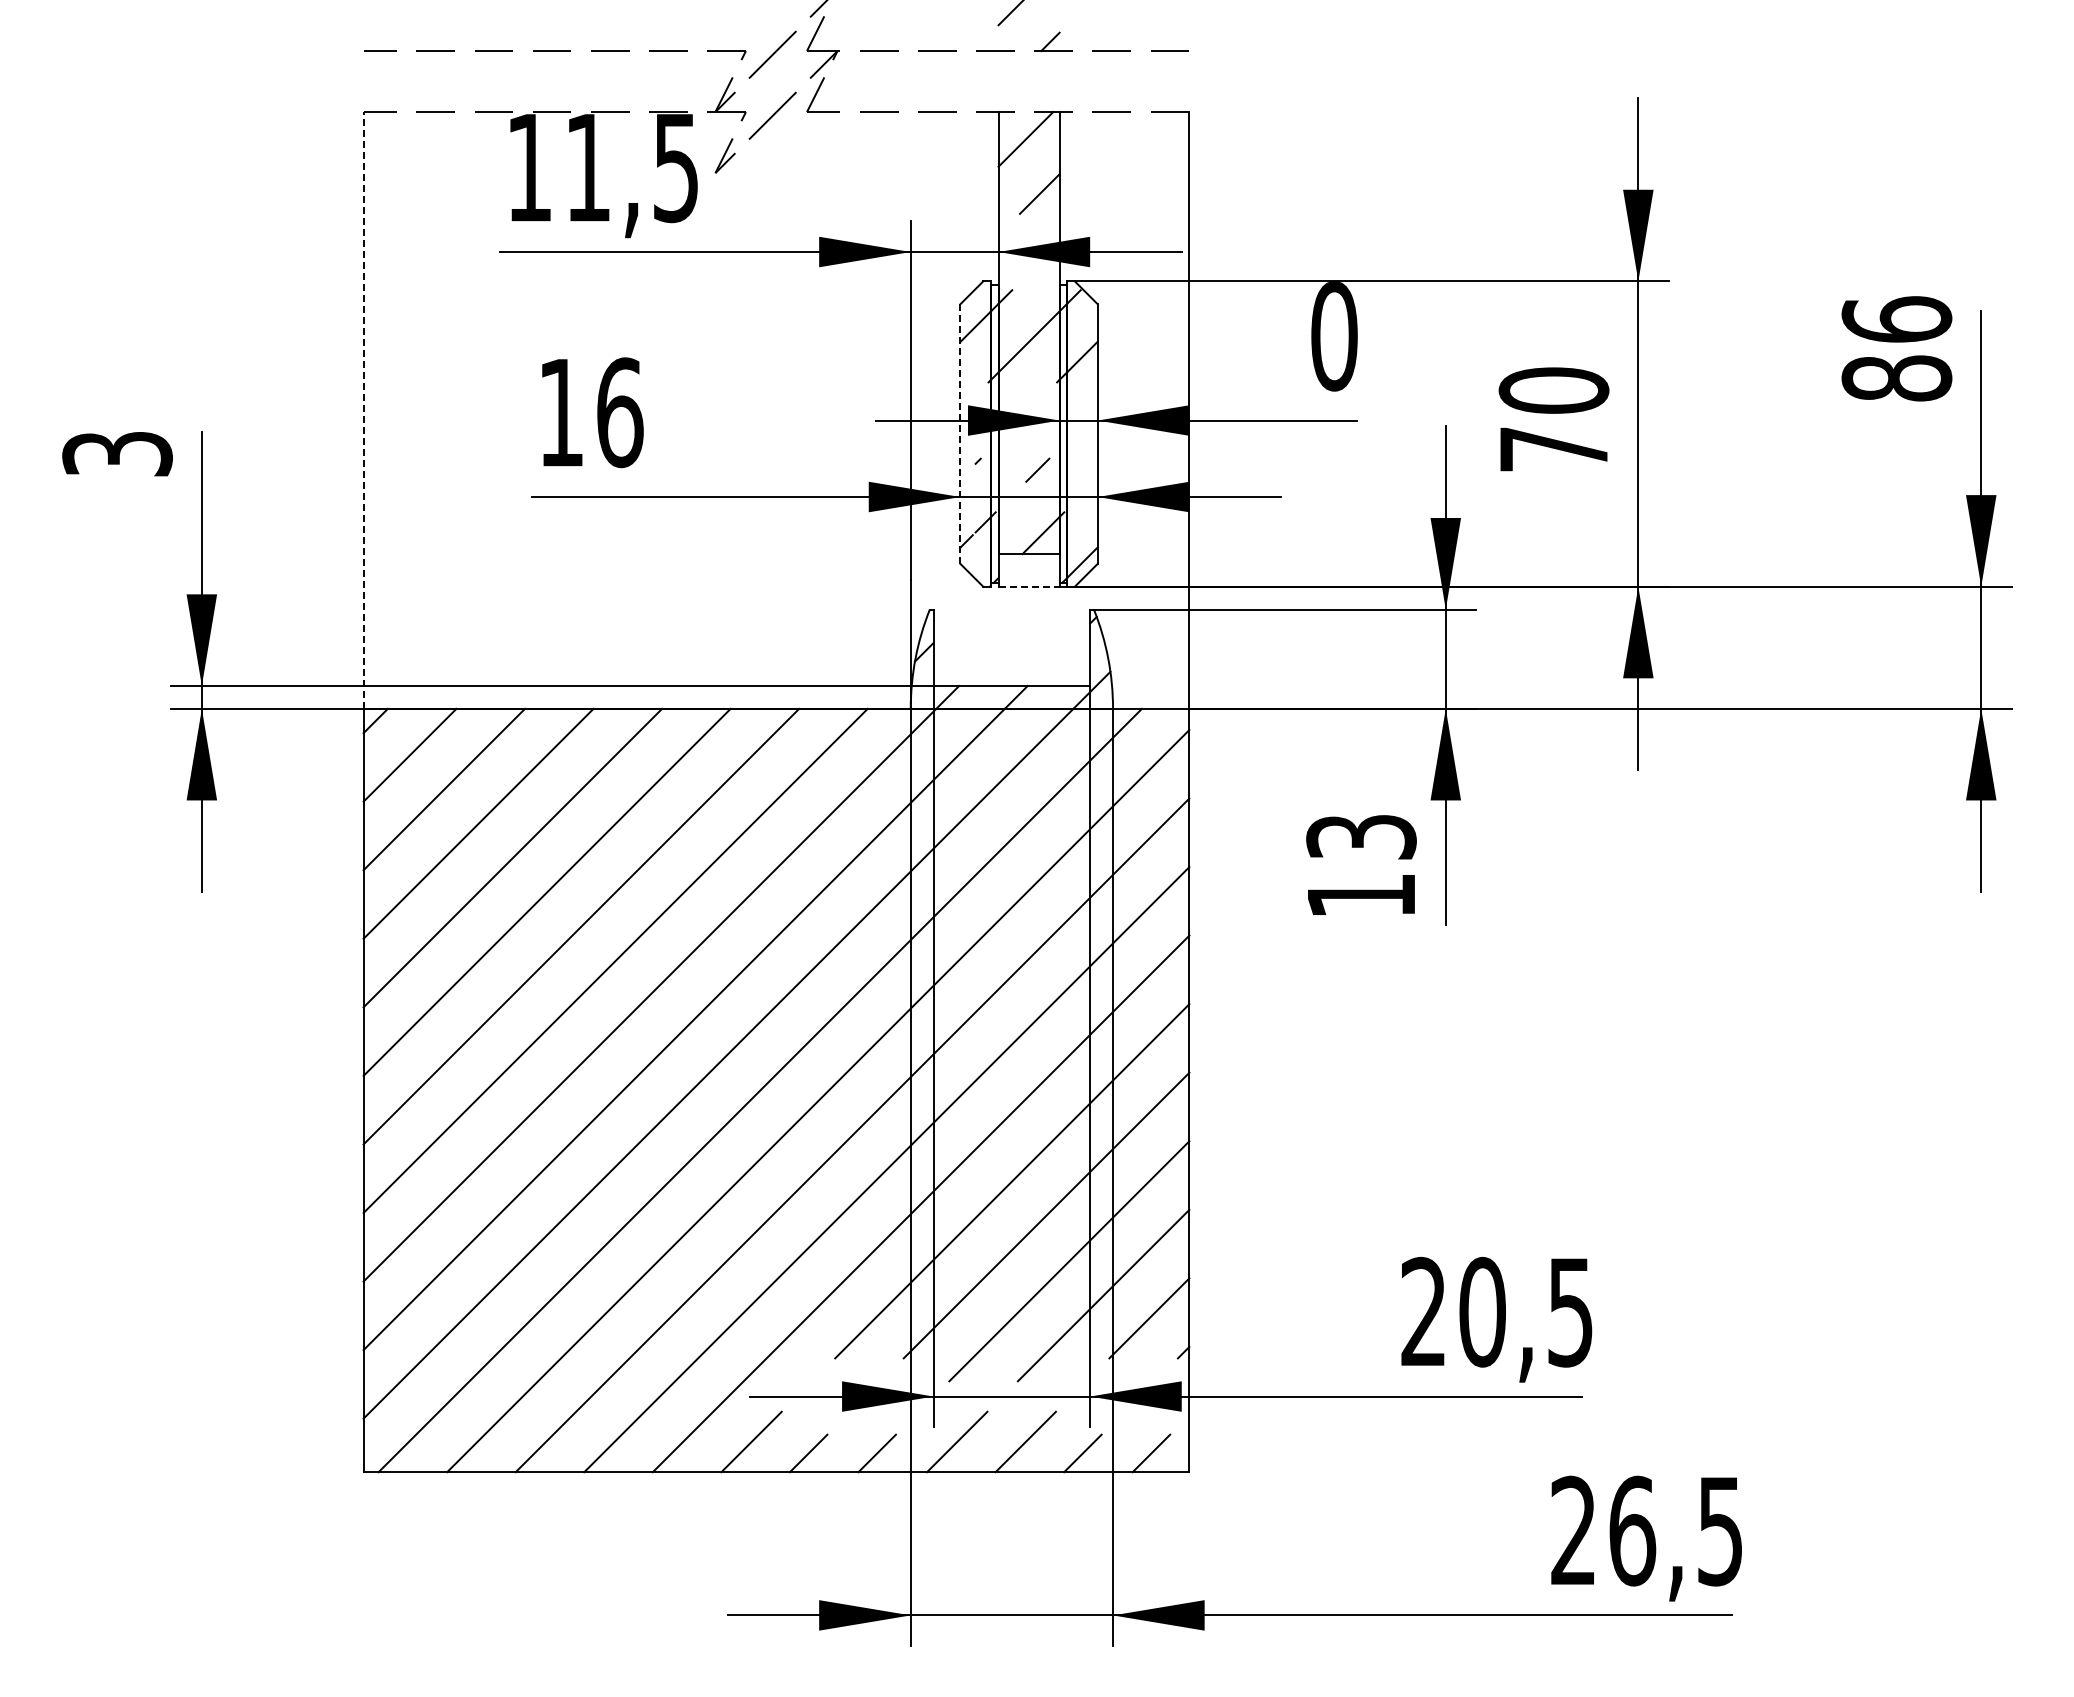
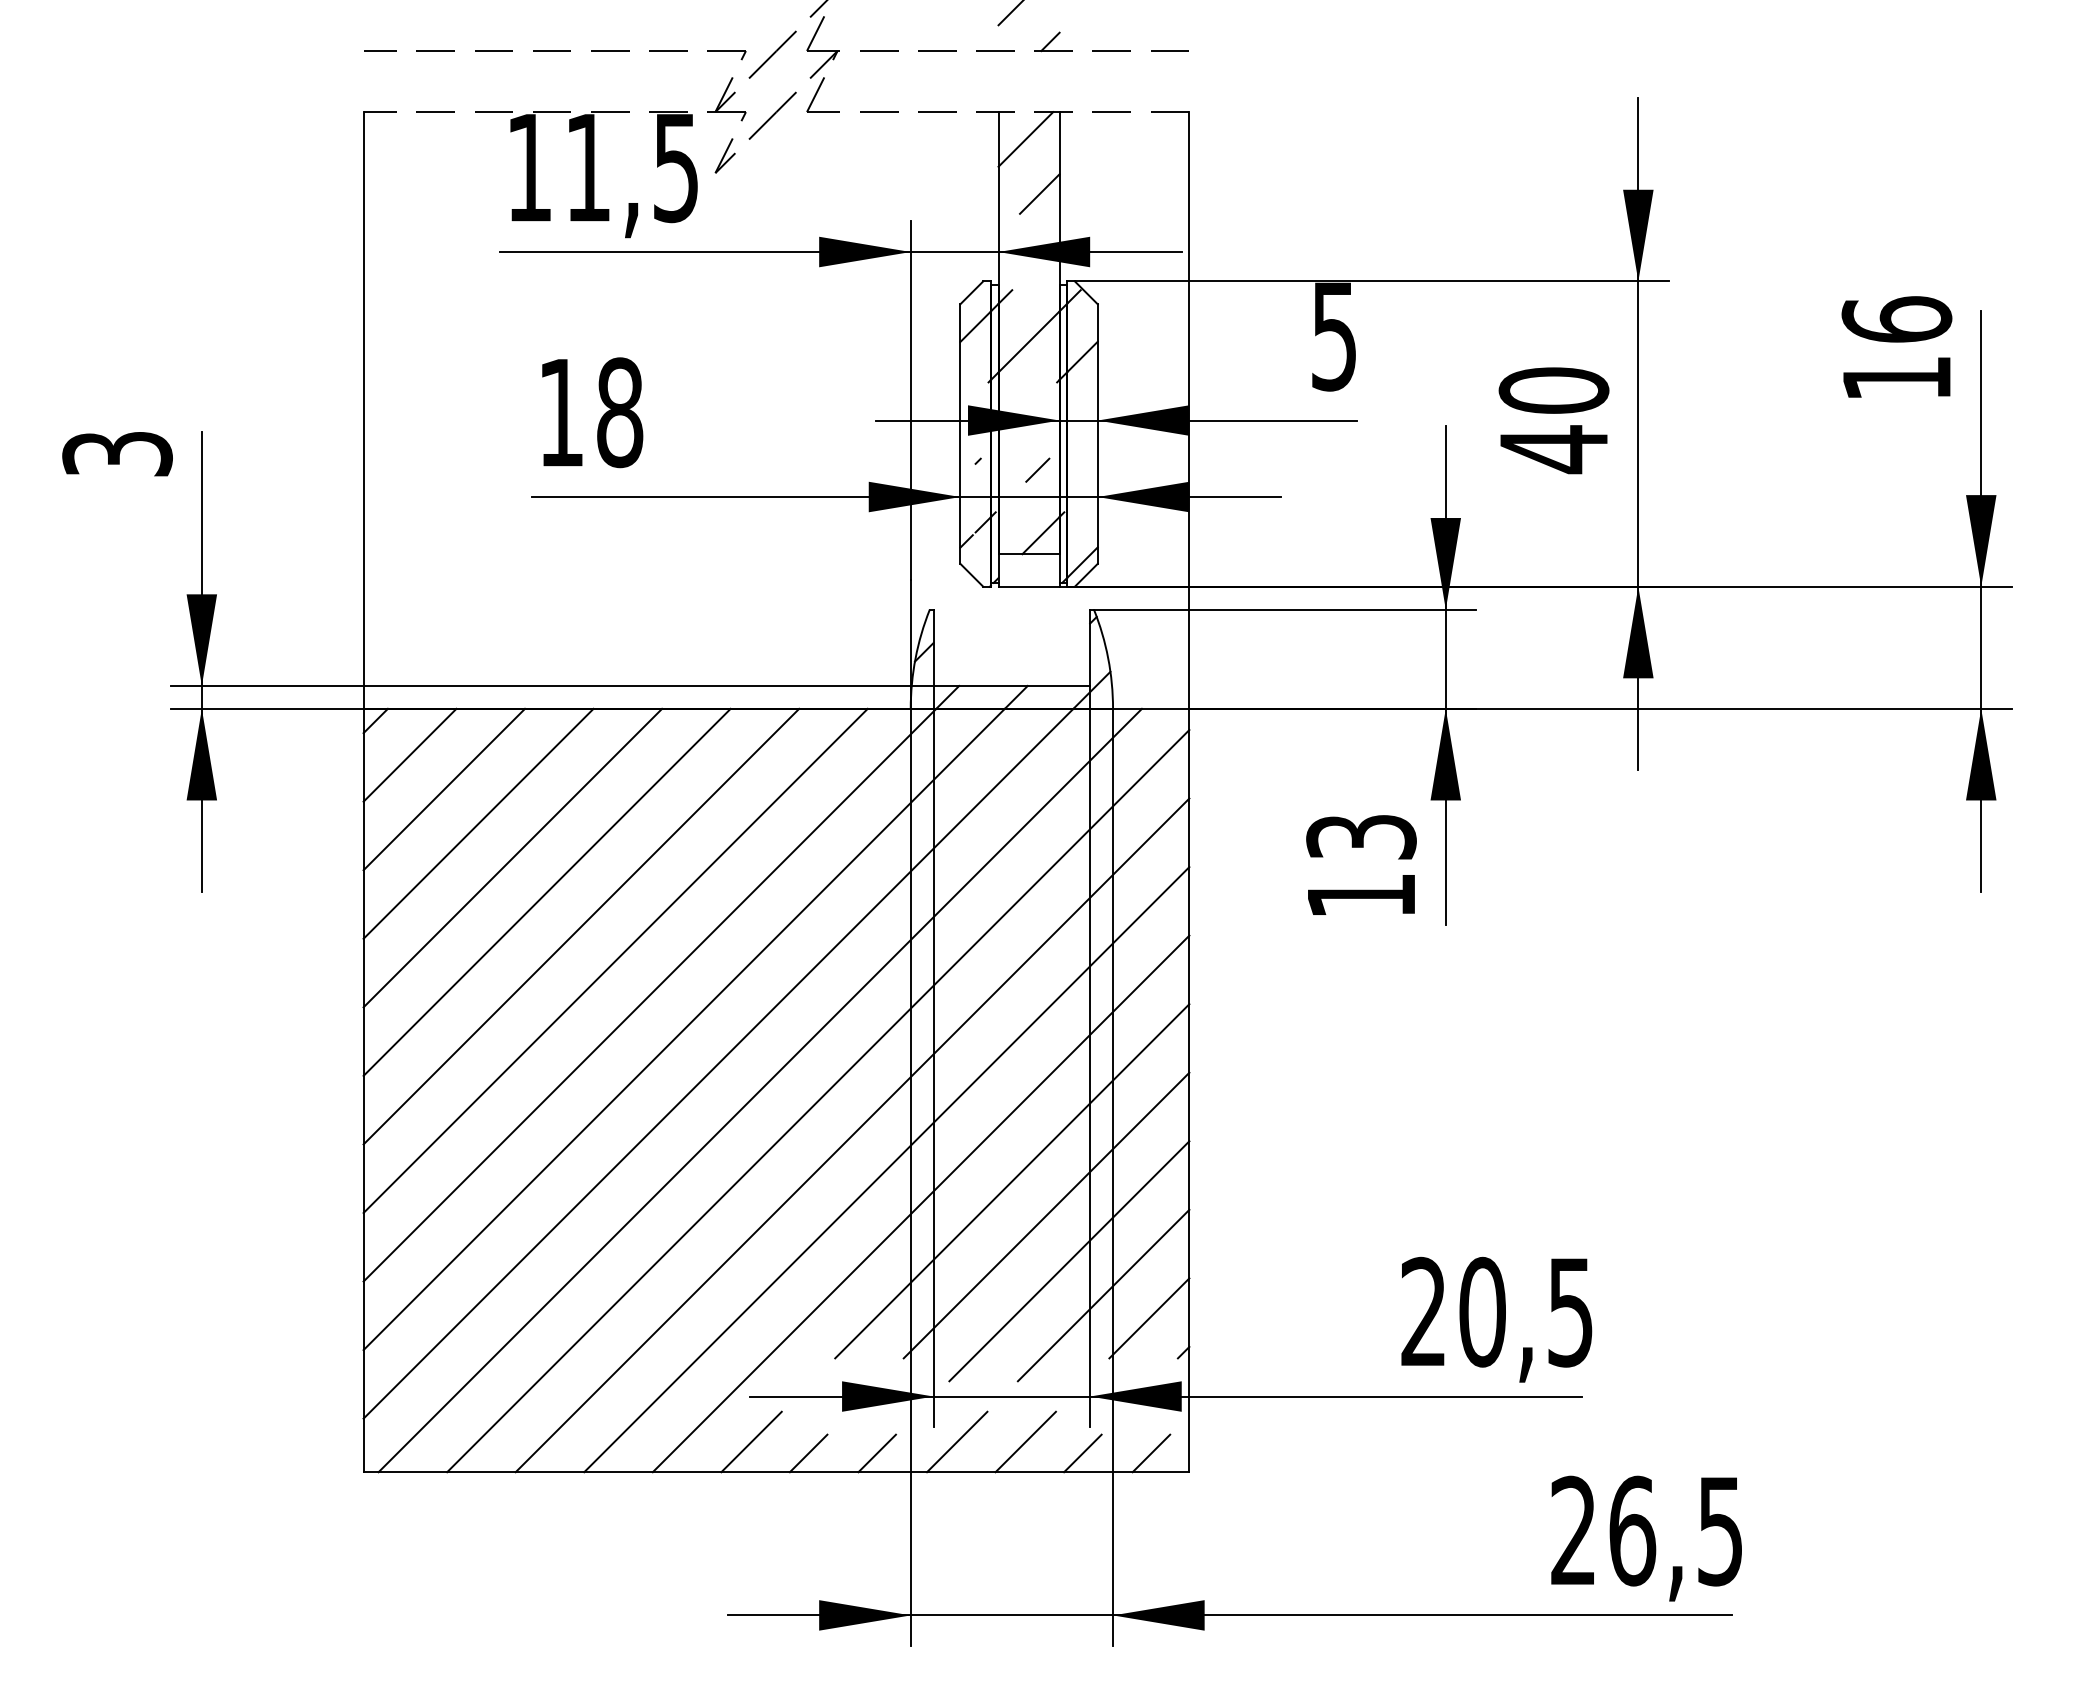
text: 0 -> 5 (1334, 336)
text: 86 -> 16 (1896, 378)
line: dashed -> solid (363, 409)
text: 16 -> 18 (620, 412)
line: dashed -> solid (960, 434)
text: 70 -> 40 (1553, 449)
line: dashed -> solid (1029, 586)
